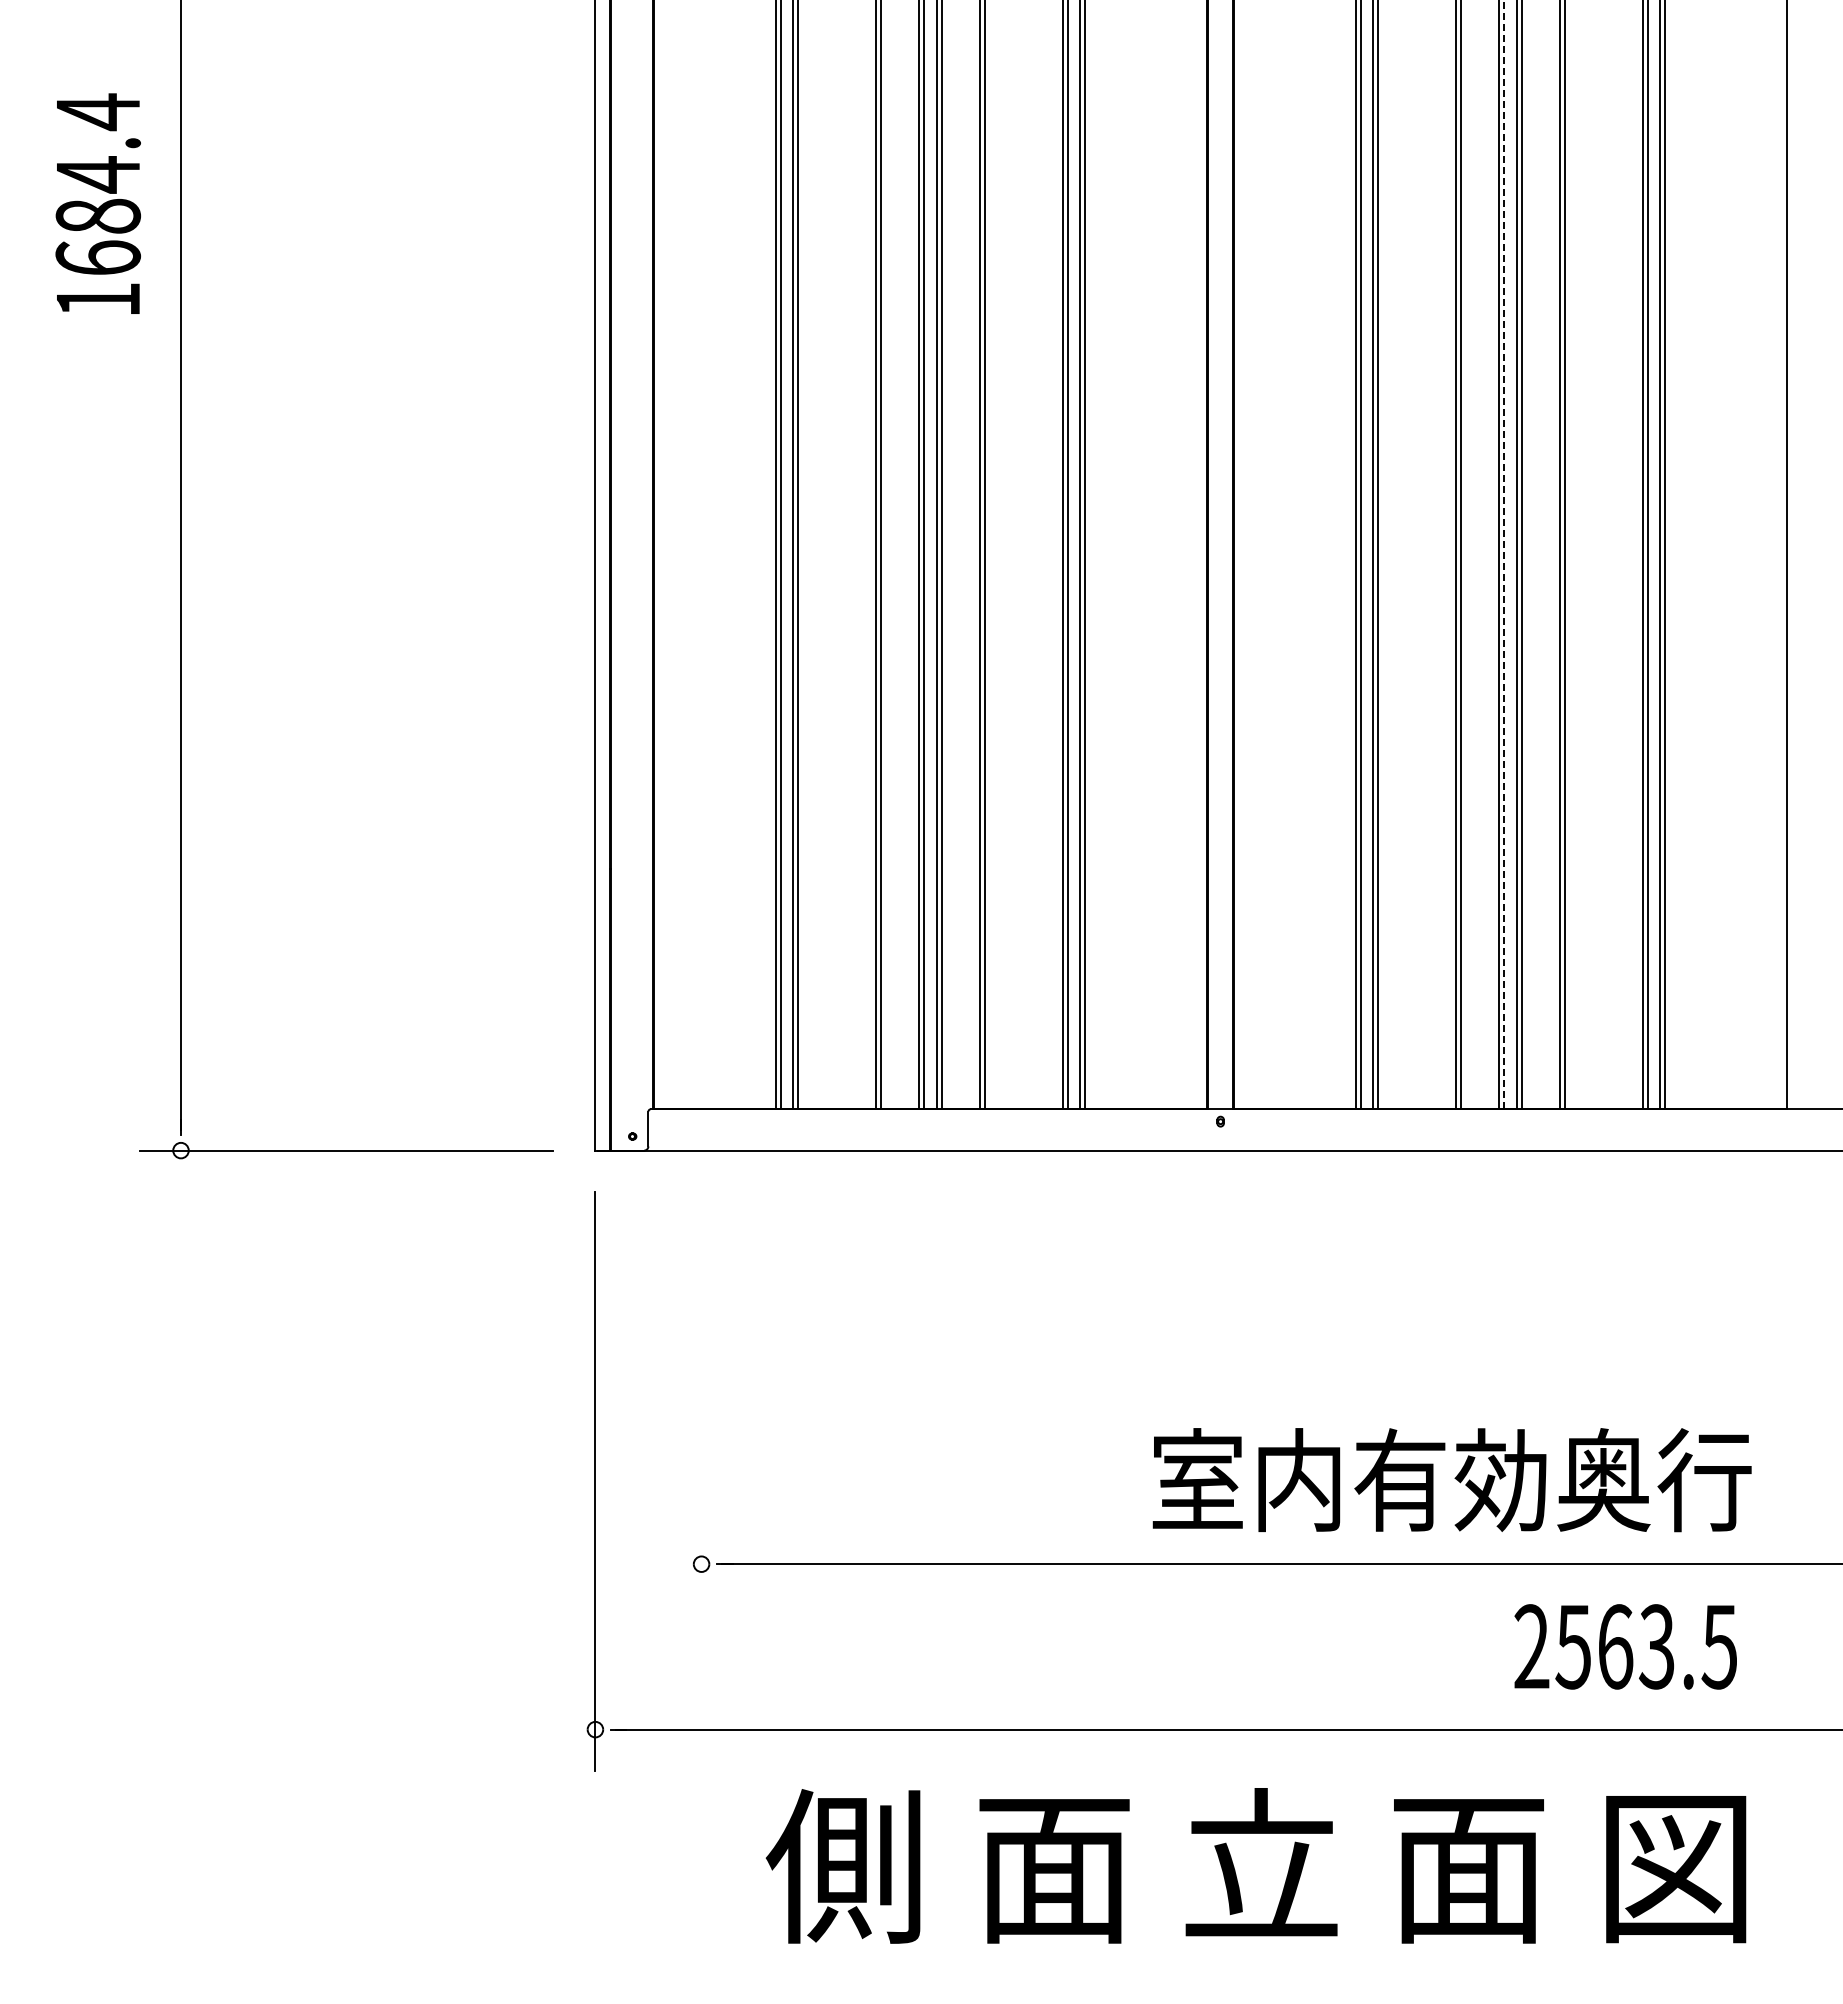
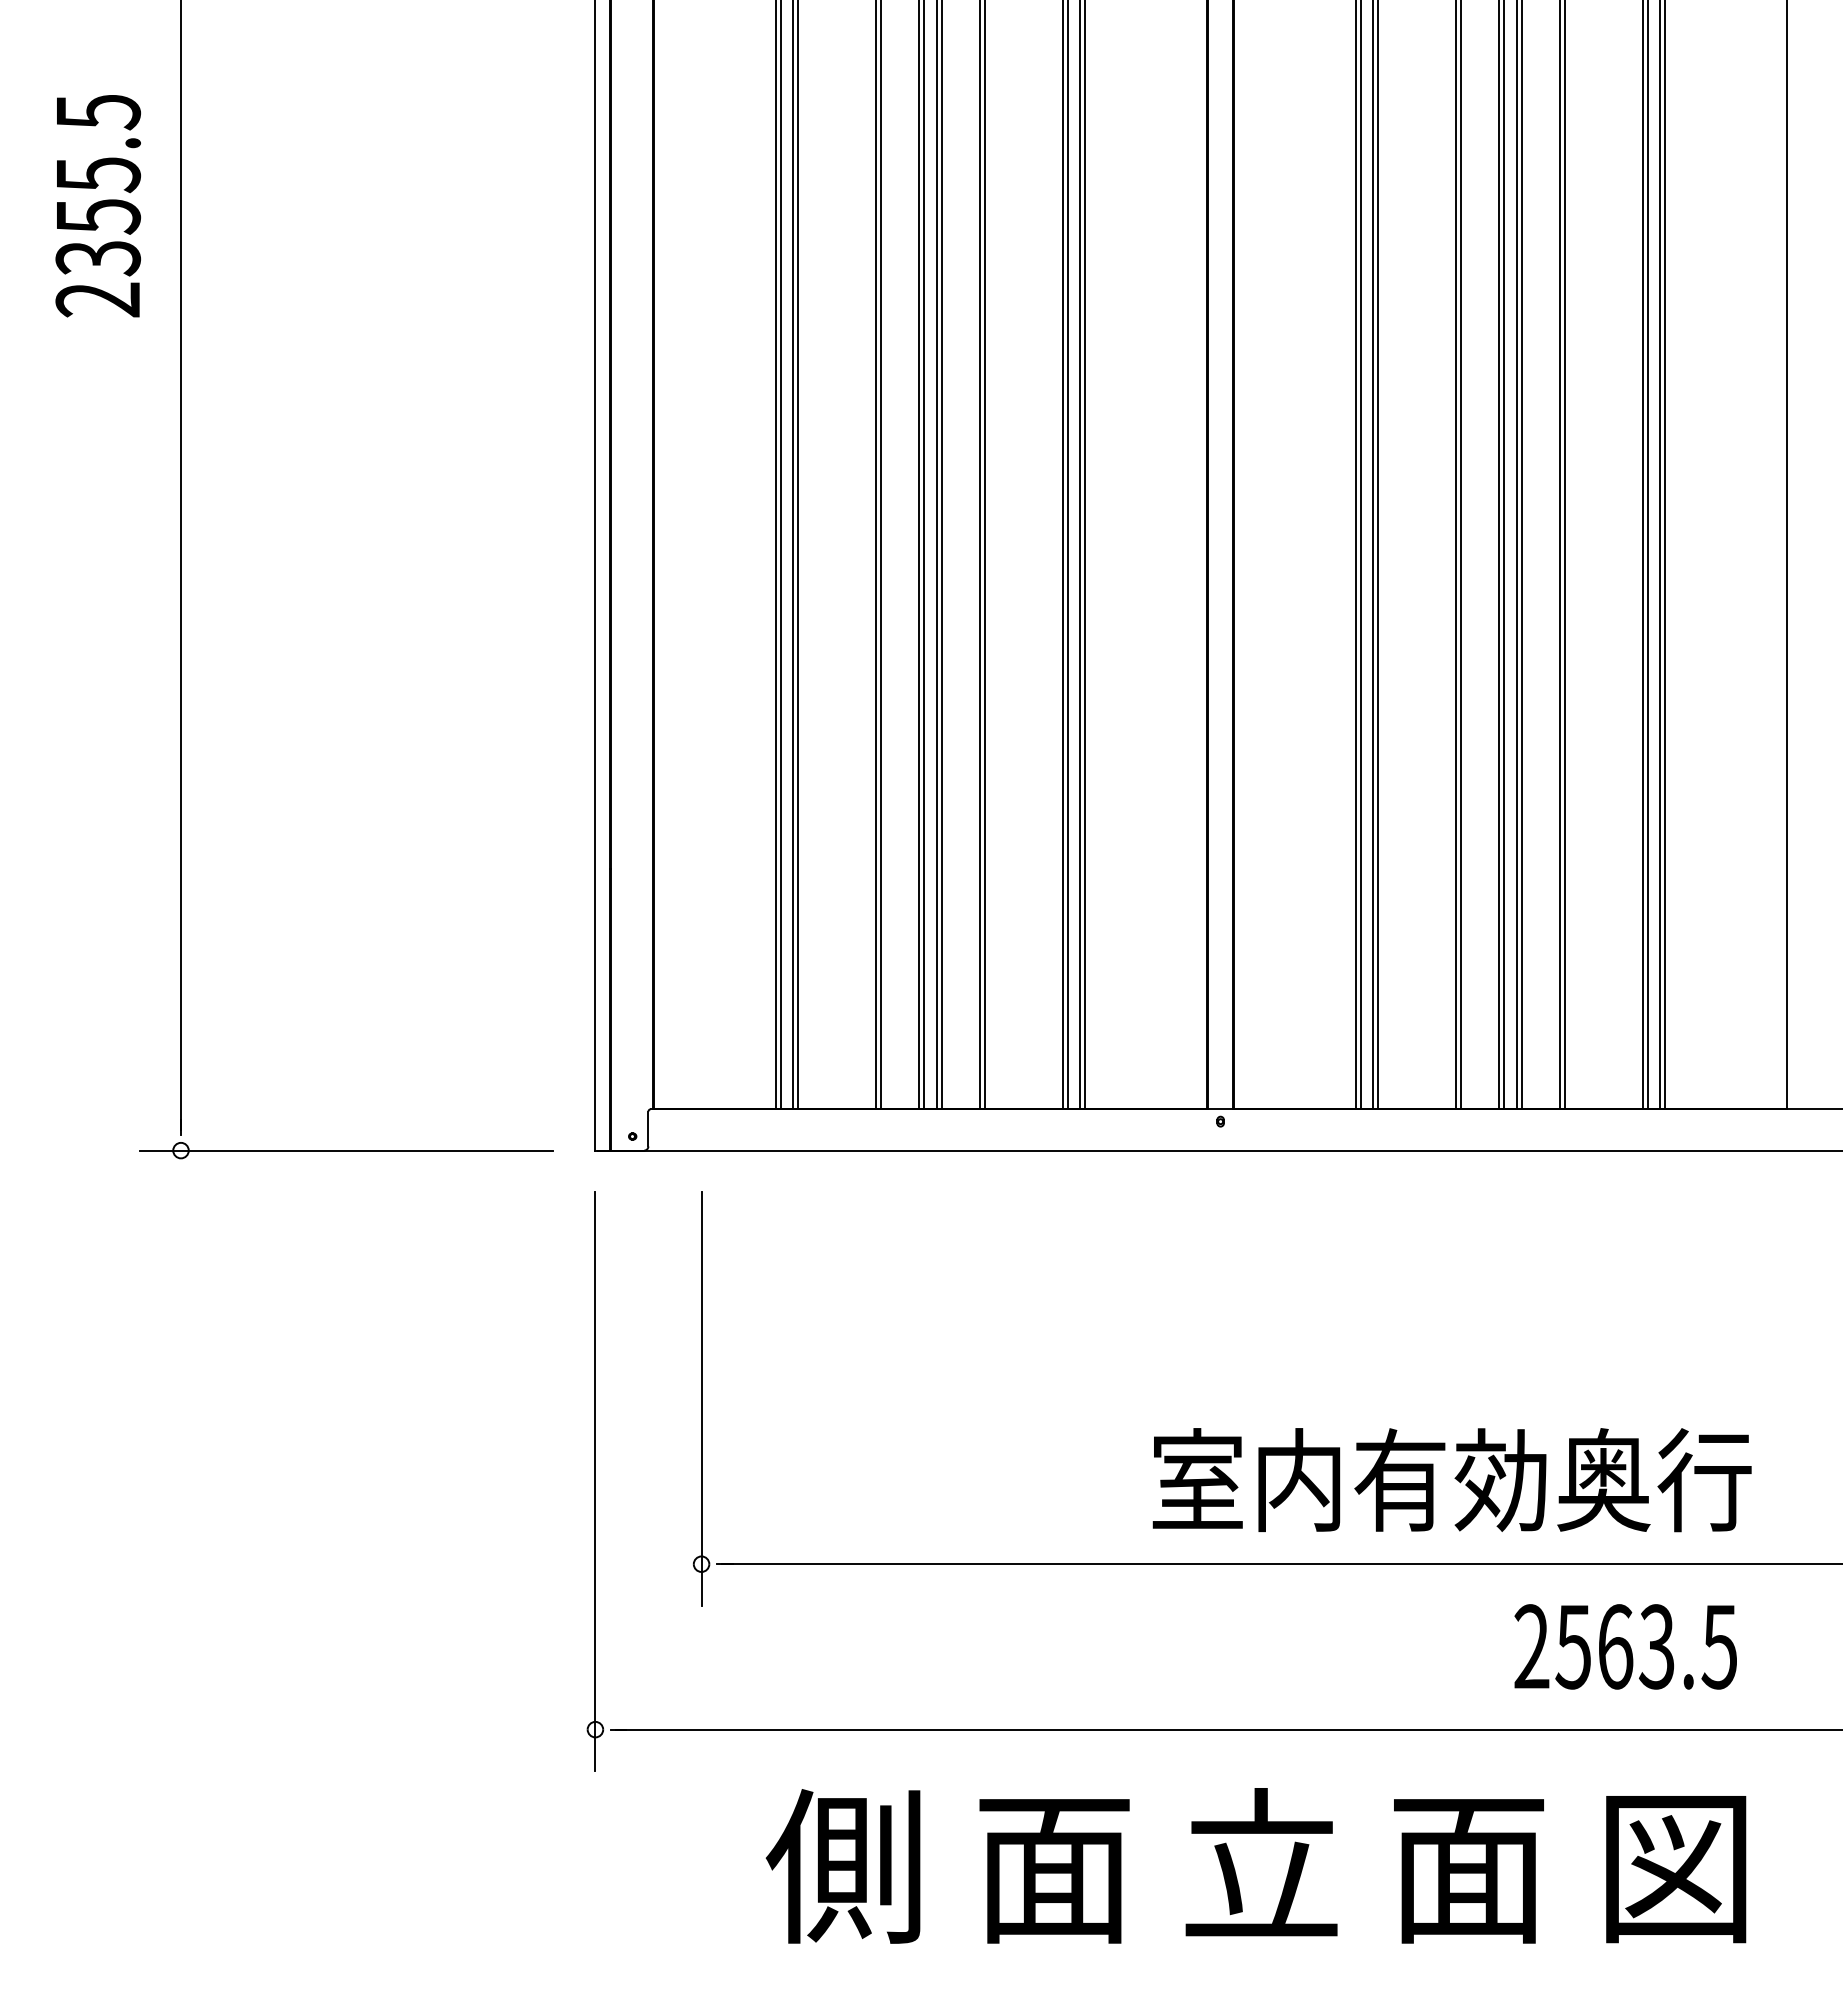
text: 1684.4 -> 2355.5 (98, 205)
line: dashed -> solid (1503, 554)
line: none -> present (701, 1398)
